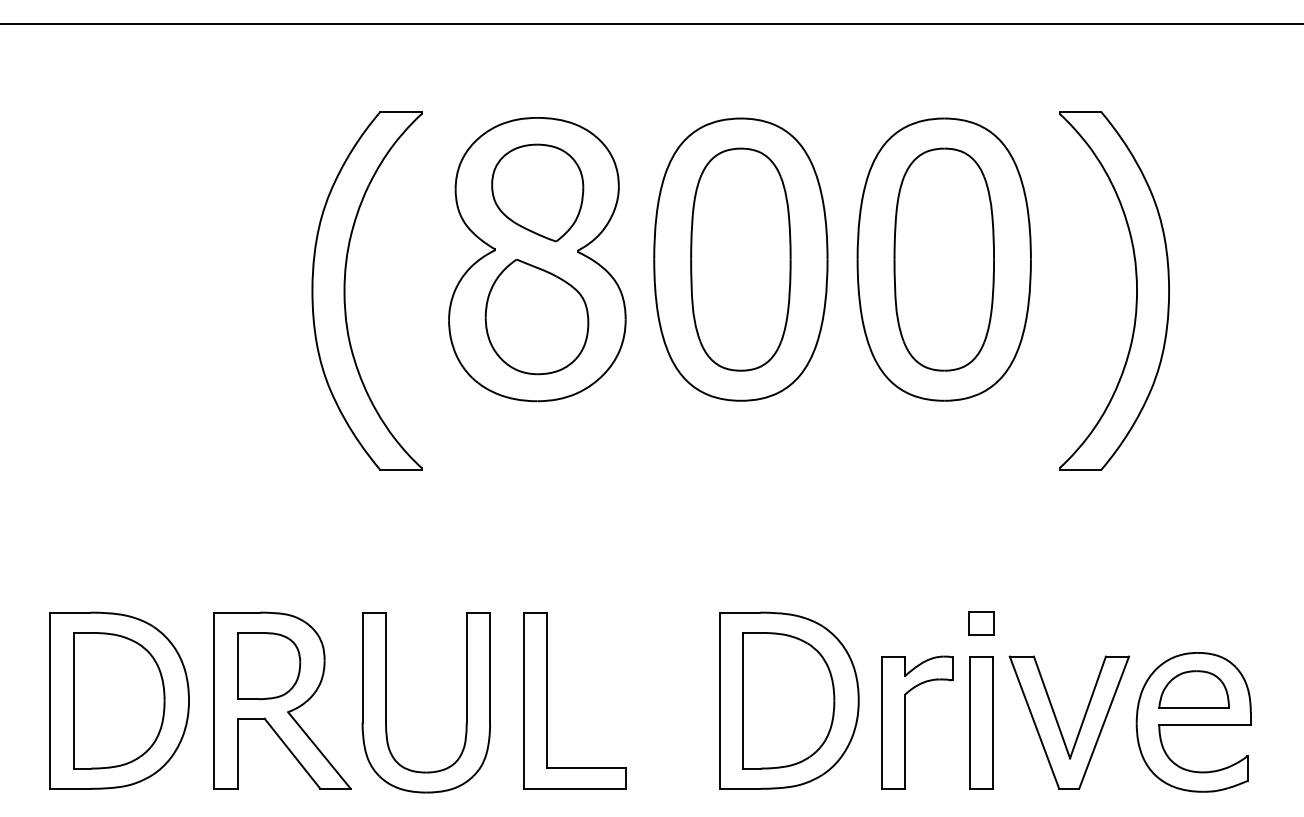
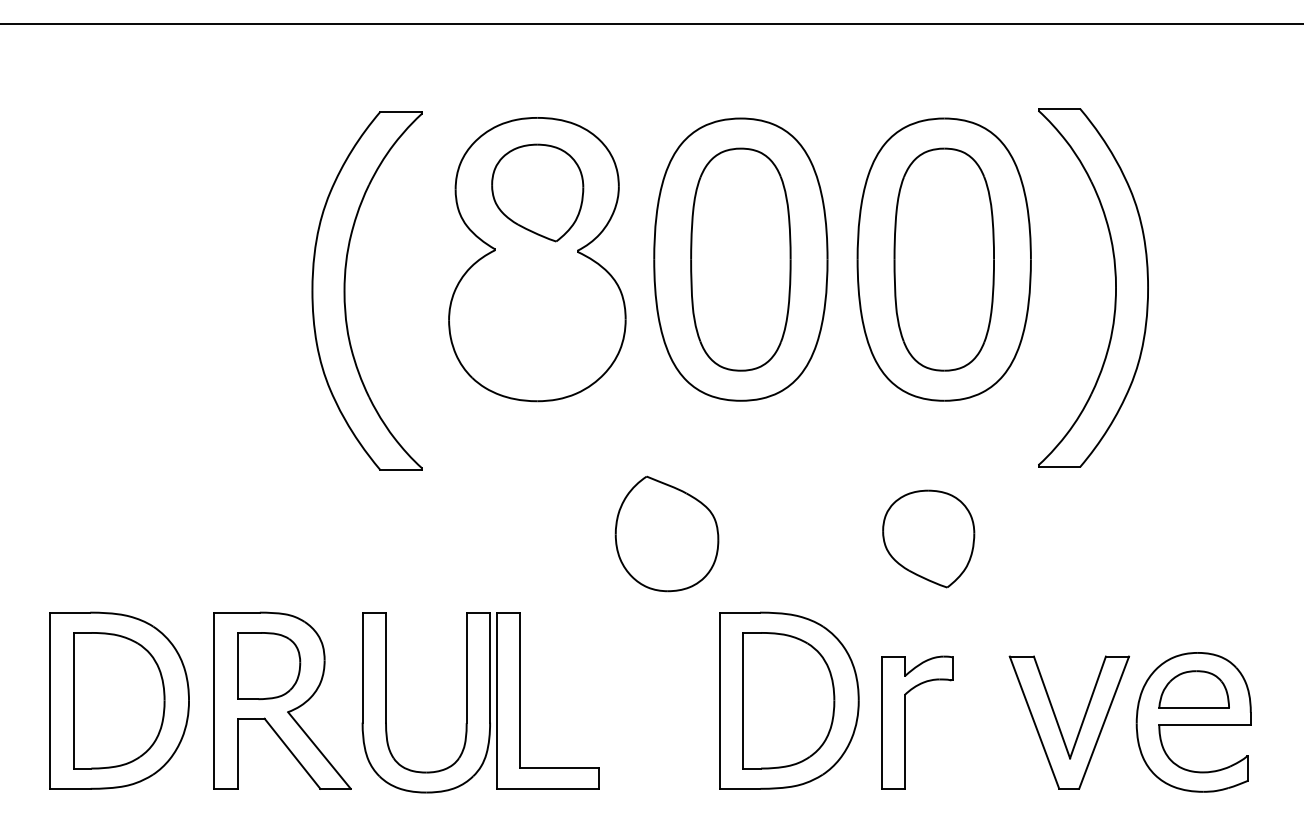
part position: (1136, 290) -> (1115, 287) (1115, 287)
part position: (536, 316) -> (666, 533) (666, 533)
part: none -> present (928, 538)
part: present -> none (981, 623)
part position: (547, 700) -> (520, 700) (520, 700)
part: present -> none (981, 722)
